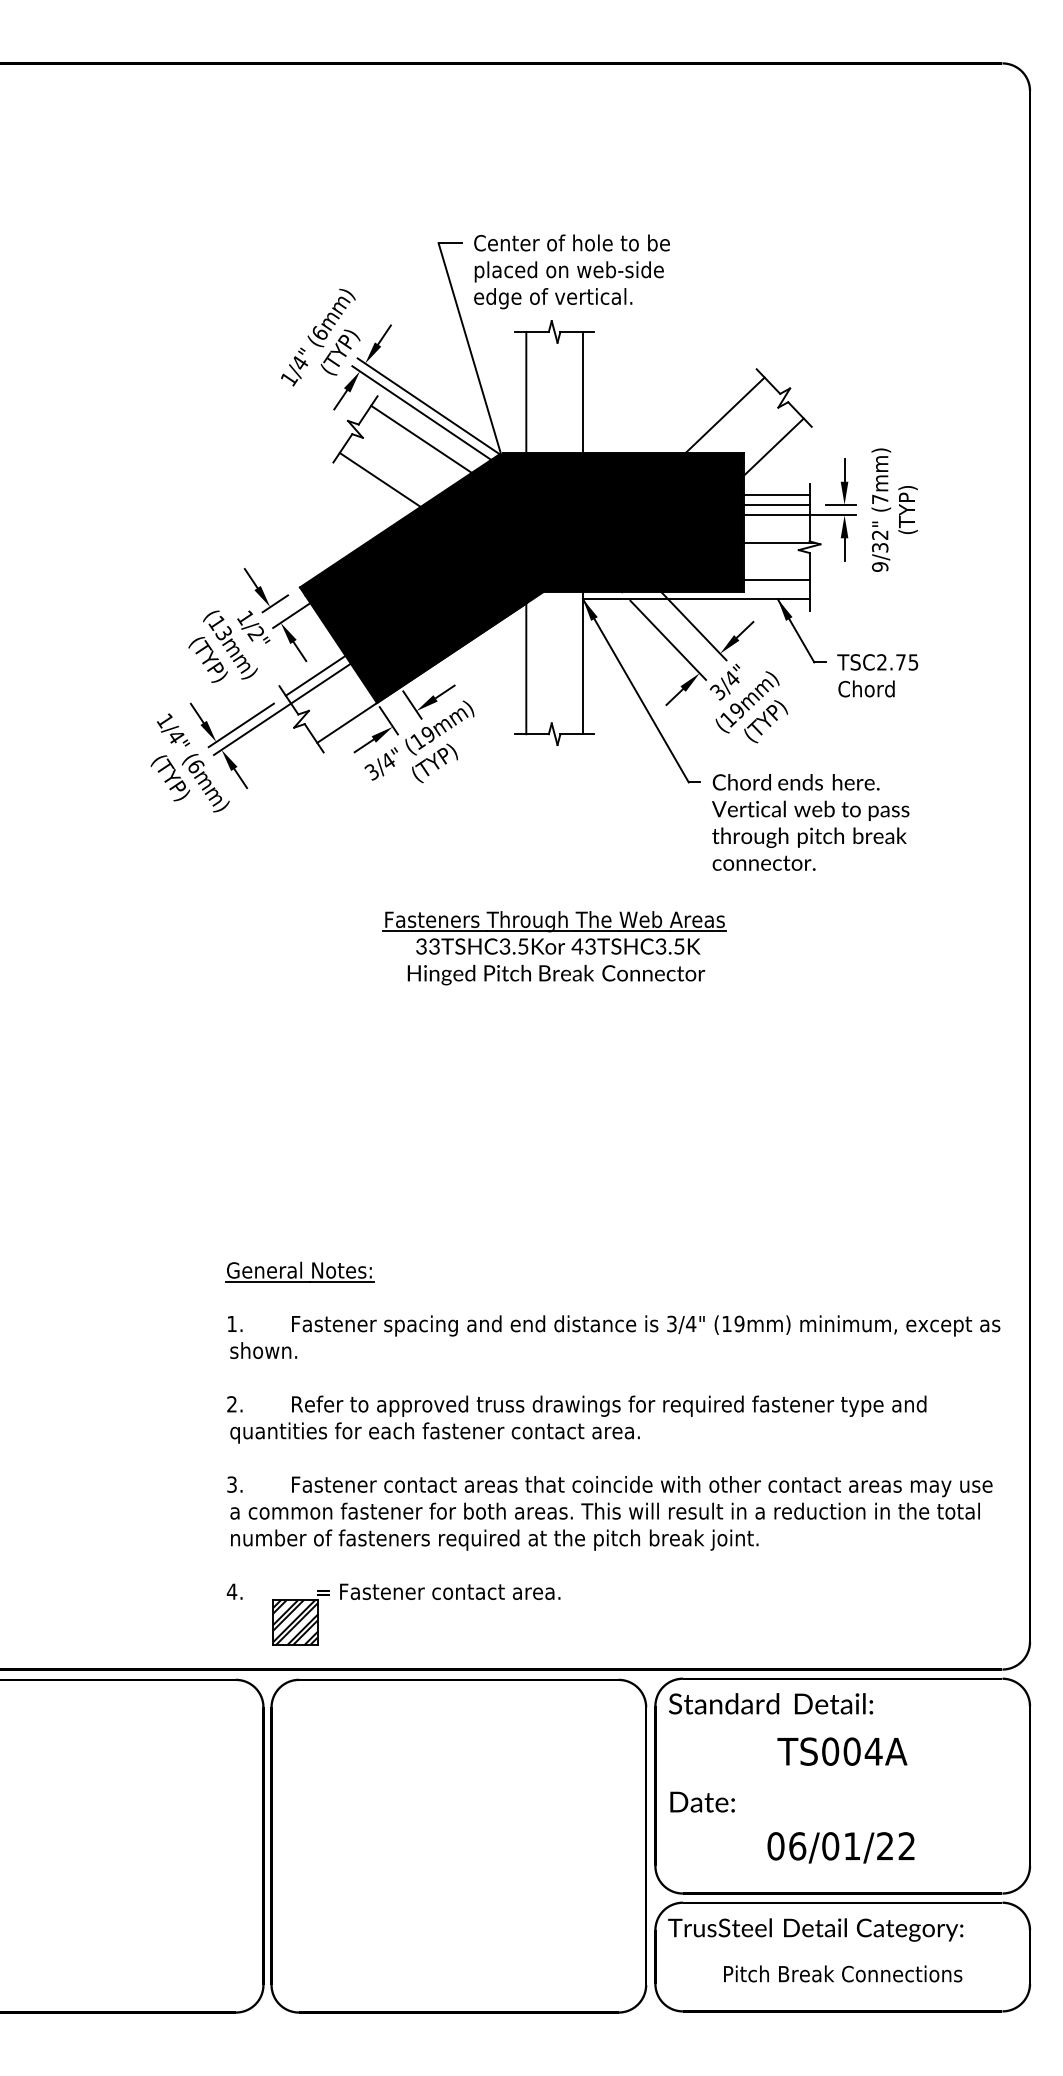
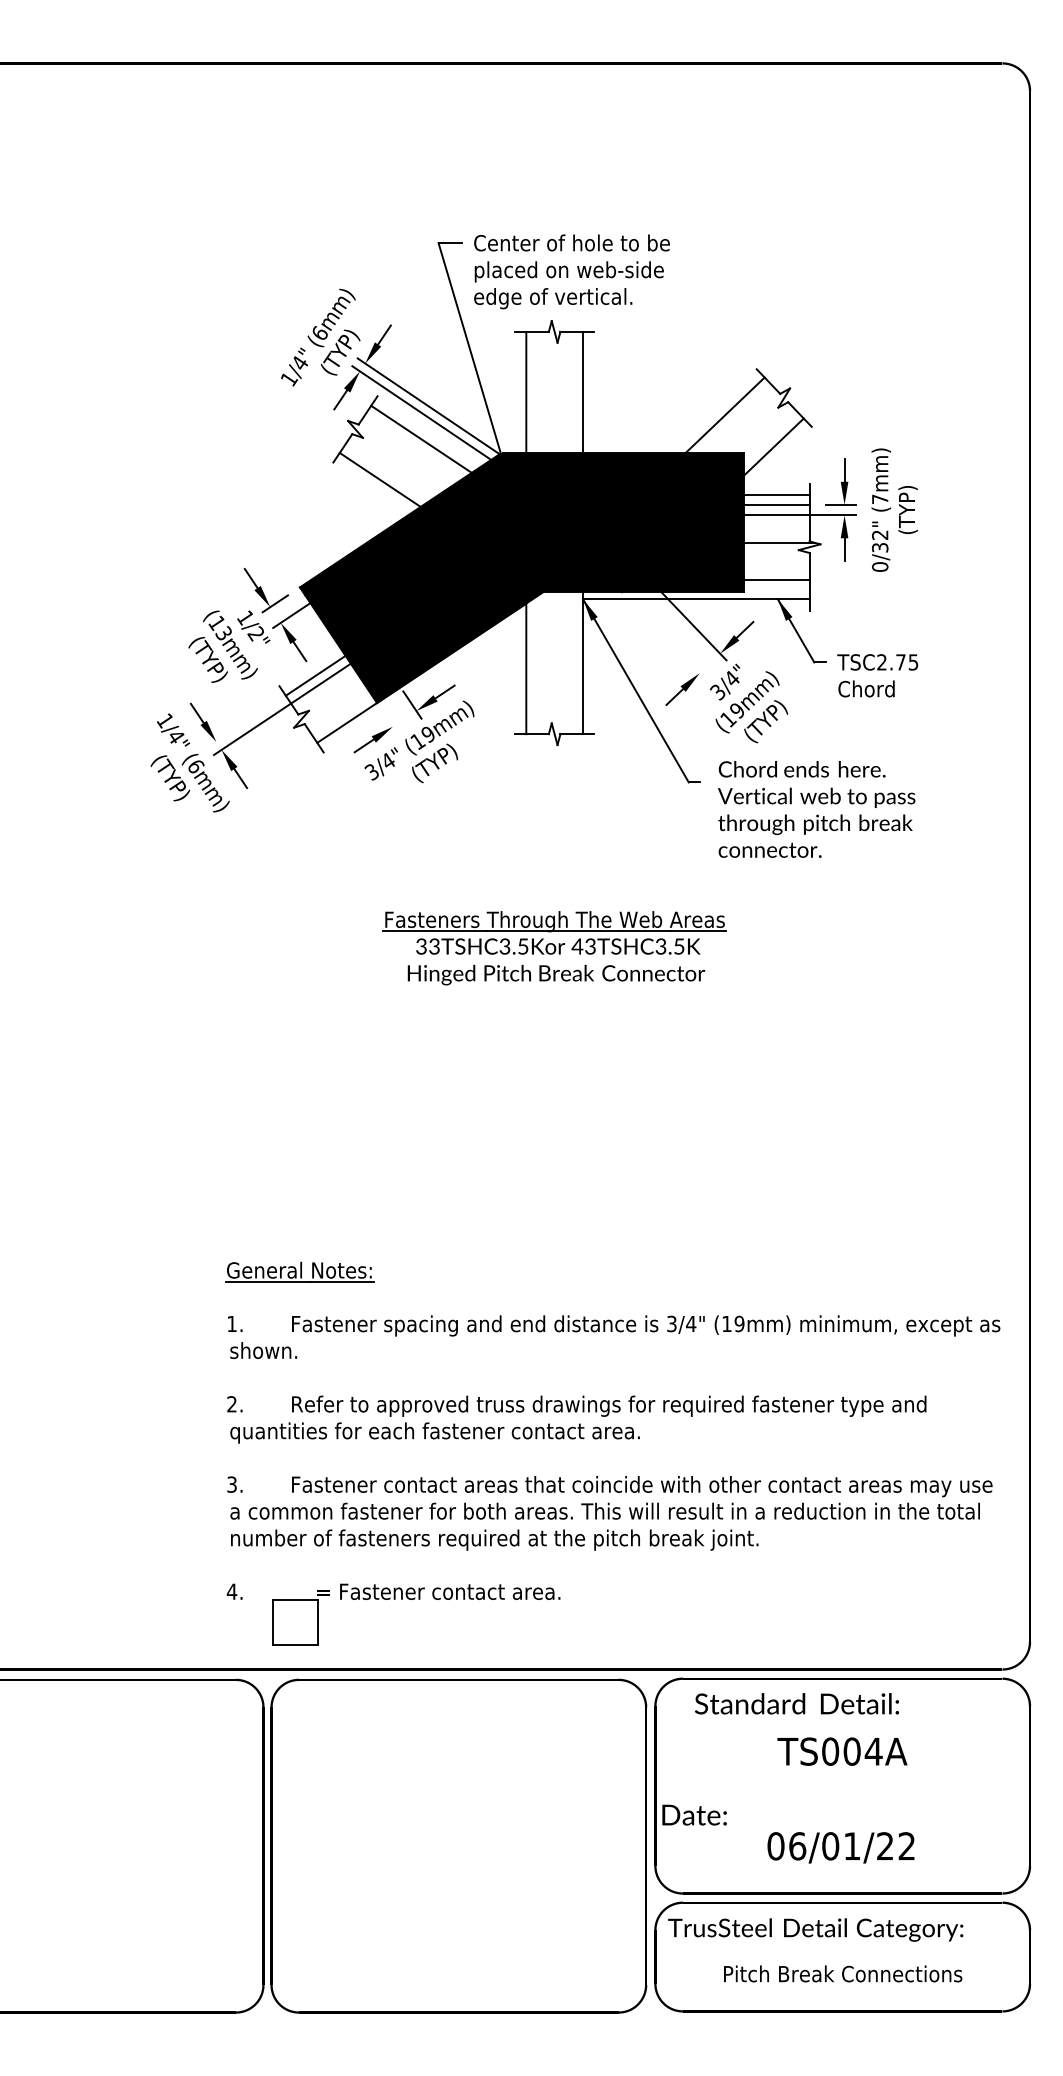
text: 9/32" -> 0/32" (880, 566)
line: present -> none (668, 639)
line: present -> none (388, 720)
line: present -> none (240, 725)
text position: (810, 822) -> (816, 809) (816, 809)
hatch: present -> none (295, 1622)
text position: (771, 1703) -> (797, 1703) (797, 1703)
text position: (702, 1801) -> (694, 1814) (694, 1814)
